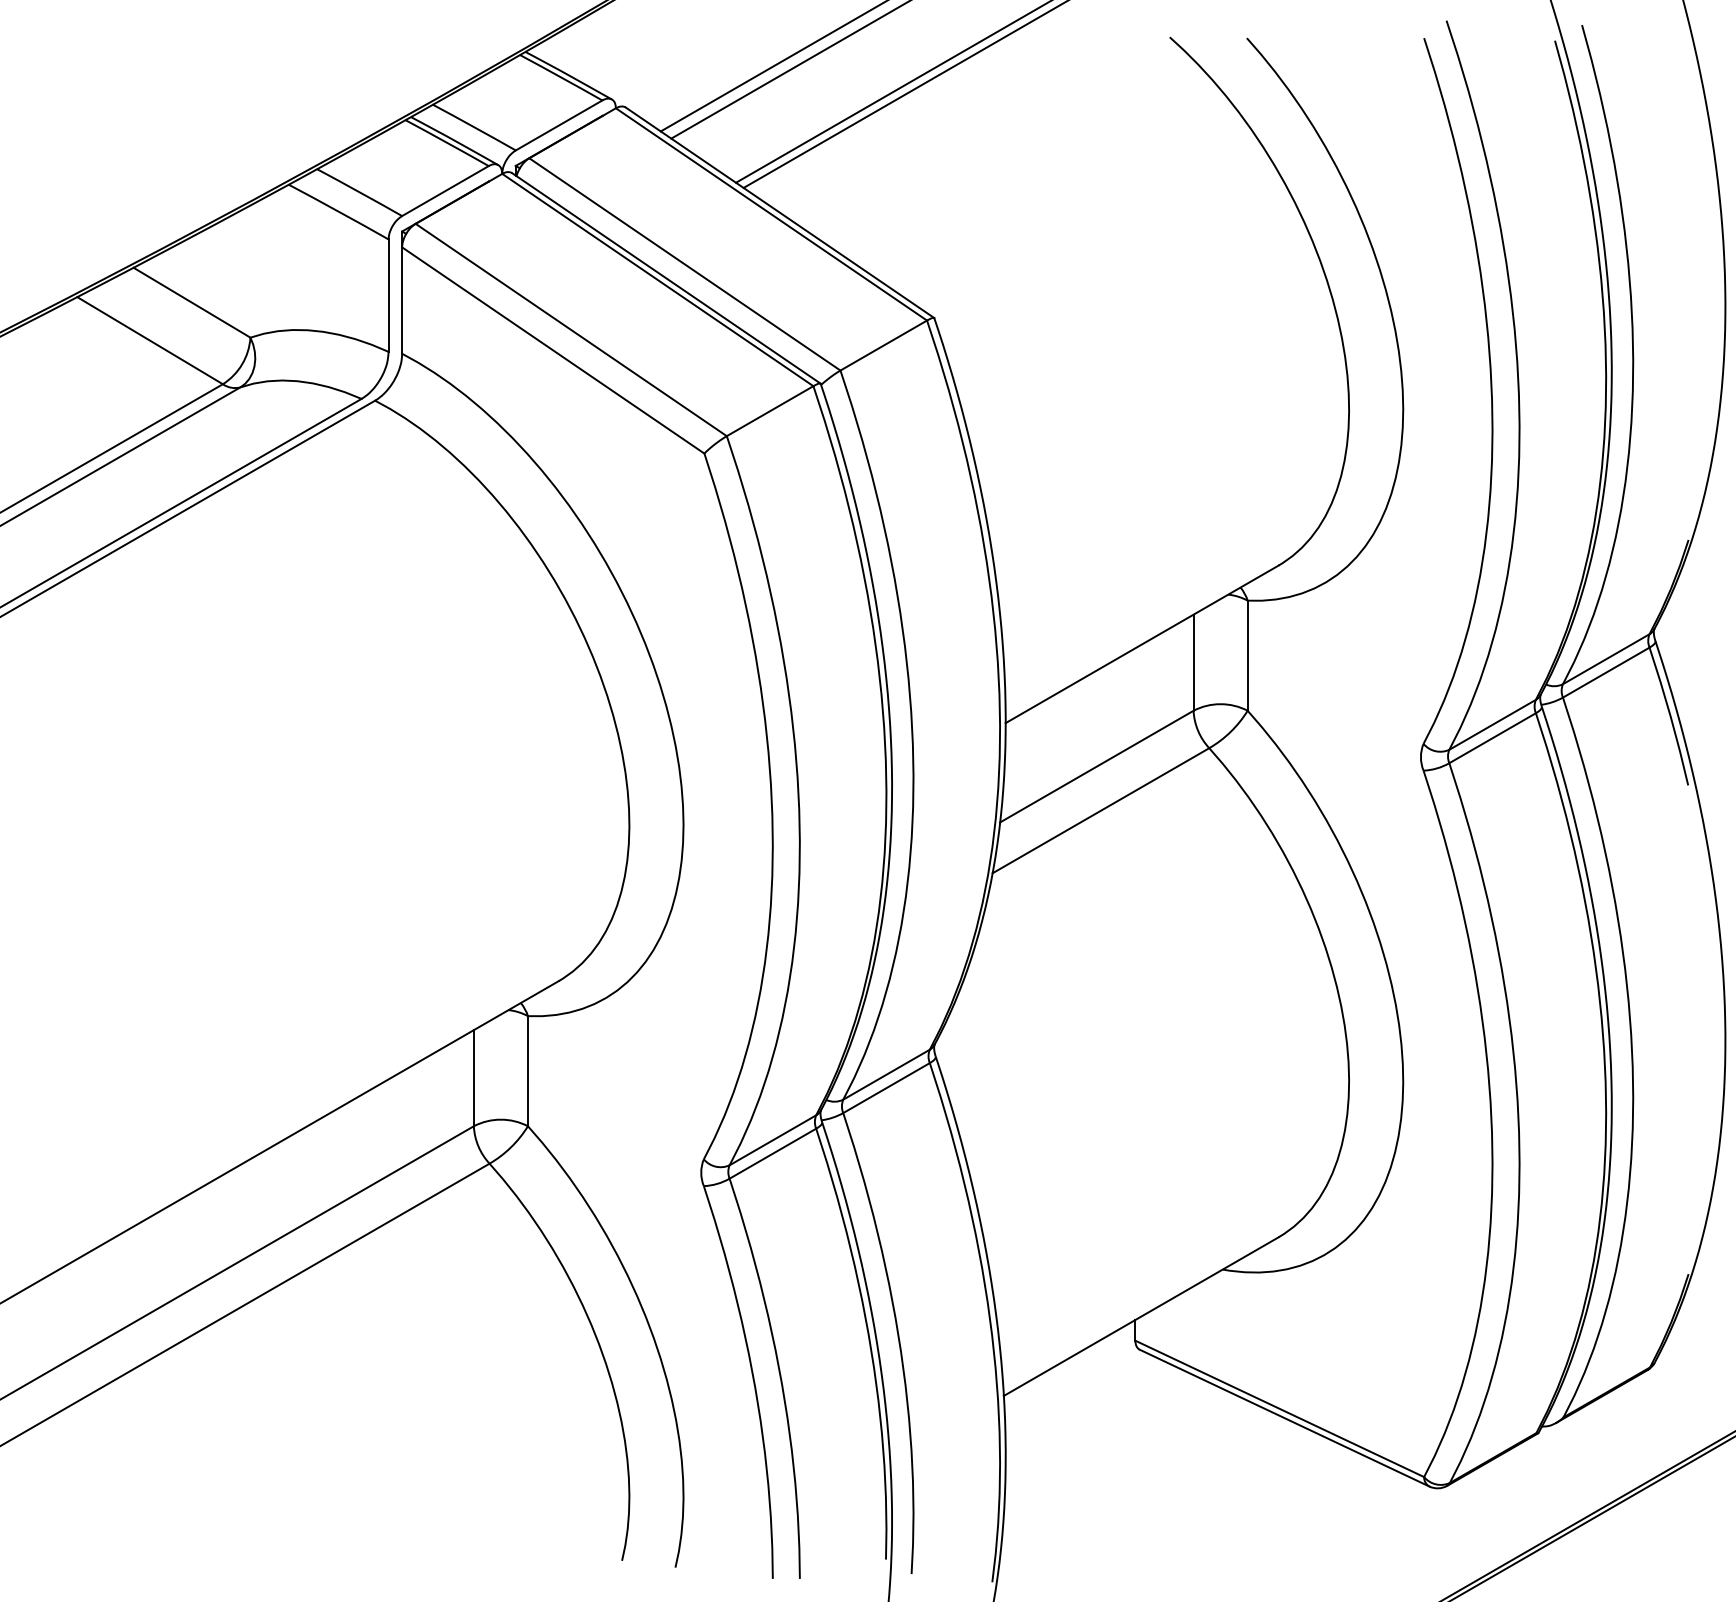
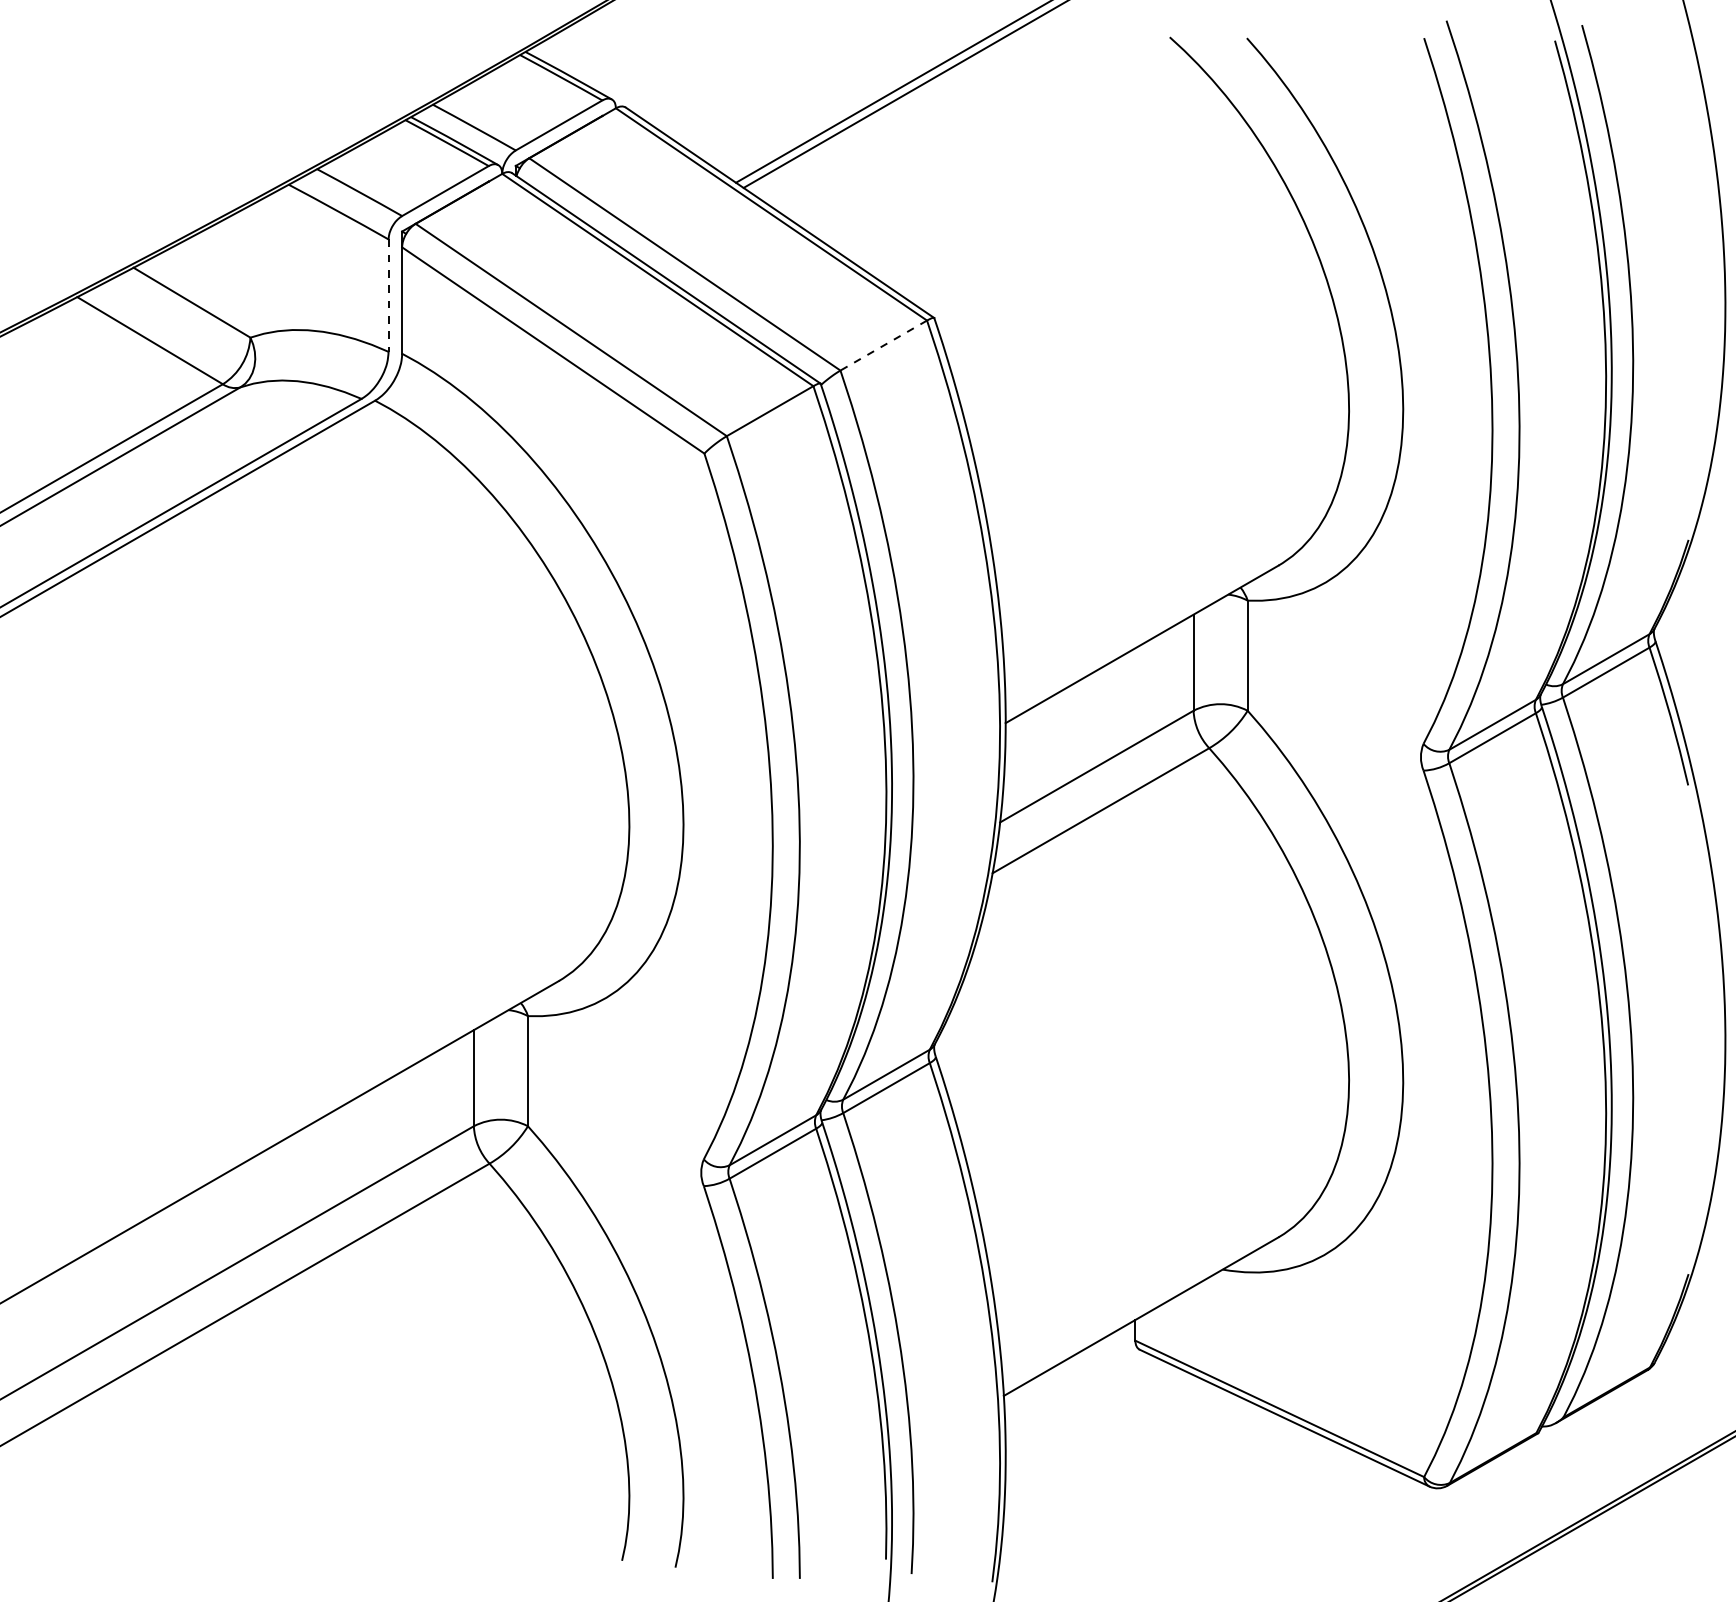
line: present -> none (772, 66)
line: present -> none (789, 70)
line: solid -> dashed (388, 296)
line: solid -> dashed (883, 345)
